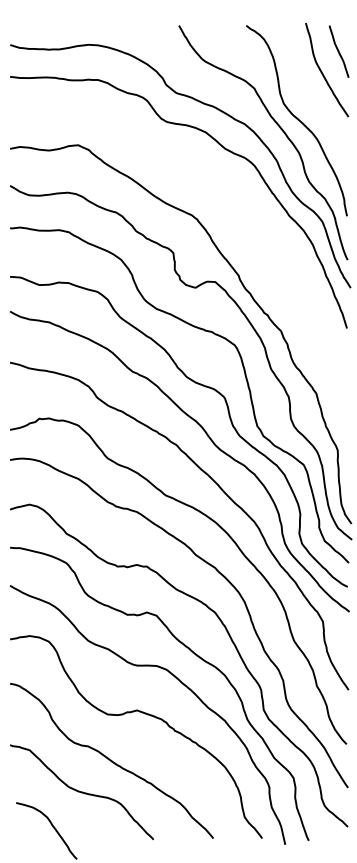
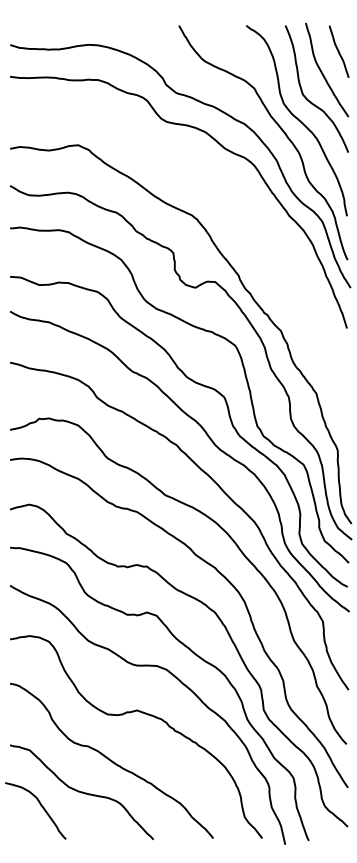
curve: none -> present (304, 94)
curve position: (52, 827) -> (41, 807) (41, 807)
